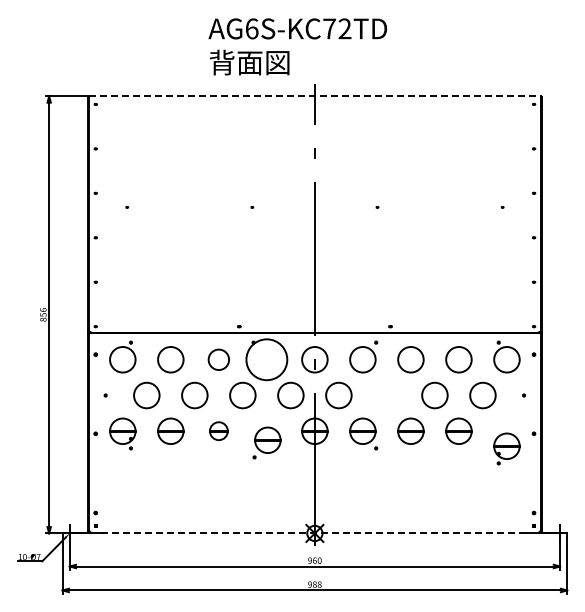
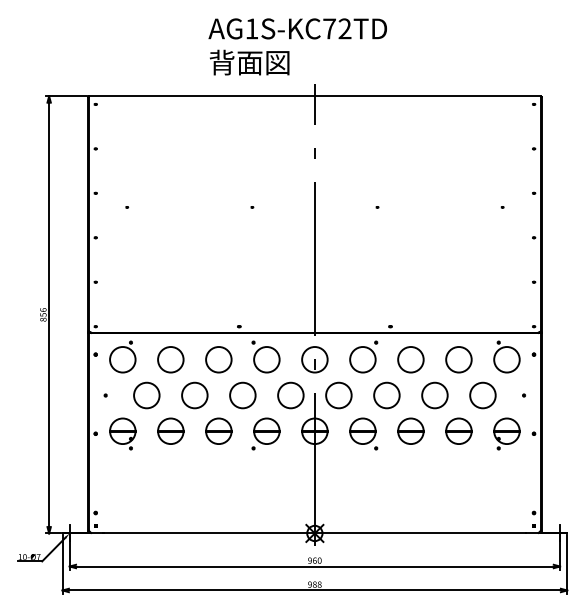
text: AG6S-KC72TD -> AG1S-KC72TD (252, 28)
line: dashed -> solid (315, 96)
circle size: 23x23 px -> 28x28 px (218, 359)
circle diameter: 41 px -> 26 px (266, 359)
circle: none -> present (386, 395)
part size: 20x20 px -> 28x28 px (218, 430)
part position: (266, 442) -> (265, 433) (265, 433)
part position: (506, 448) -> (506, 433) (506, 433)
line: dashed -> solid (314, 533)
